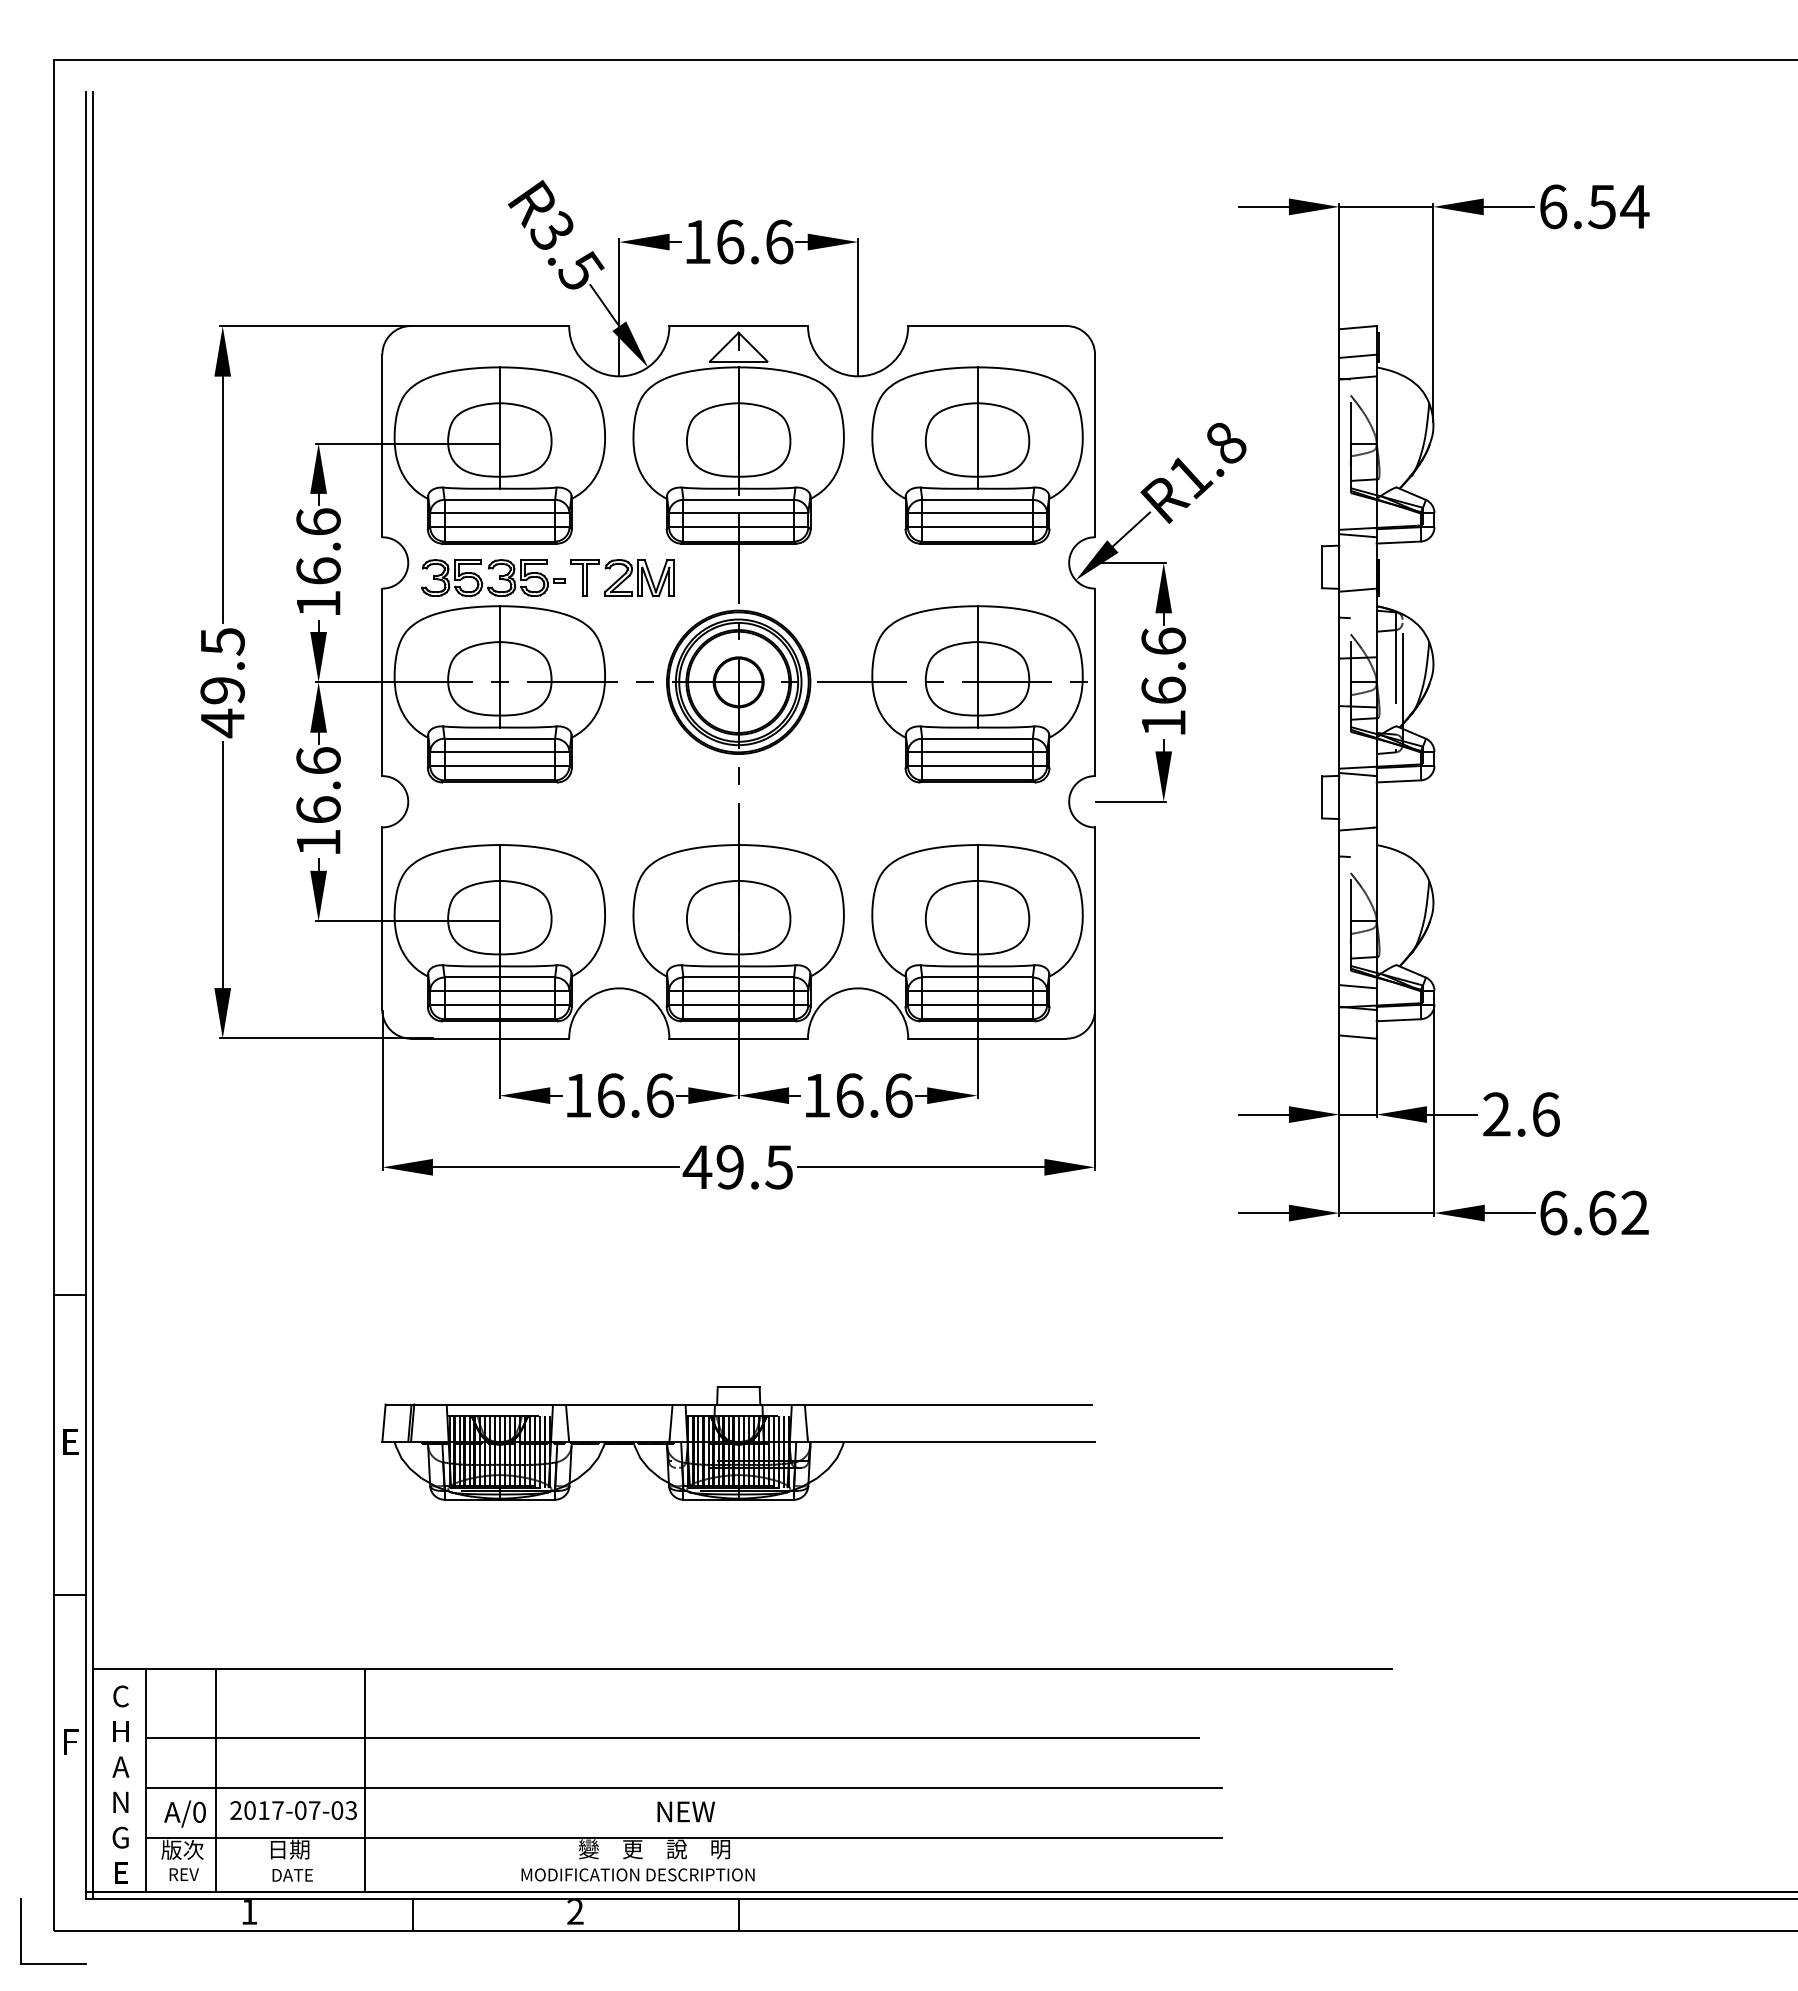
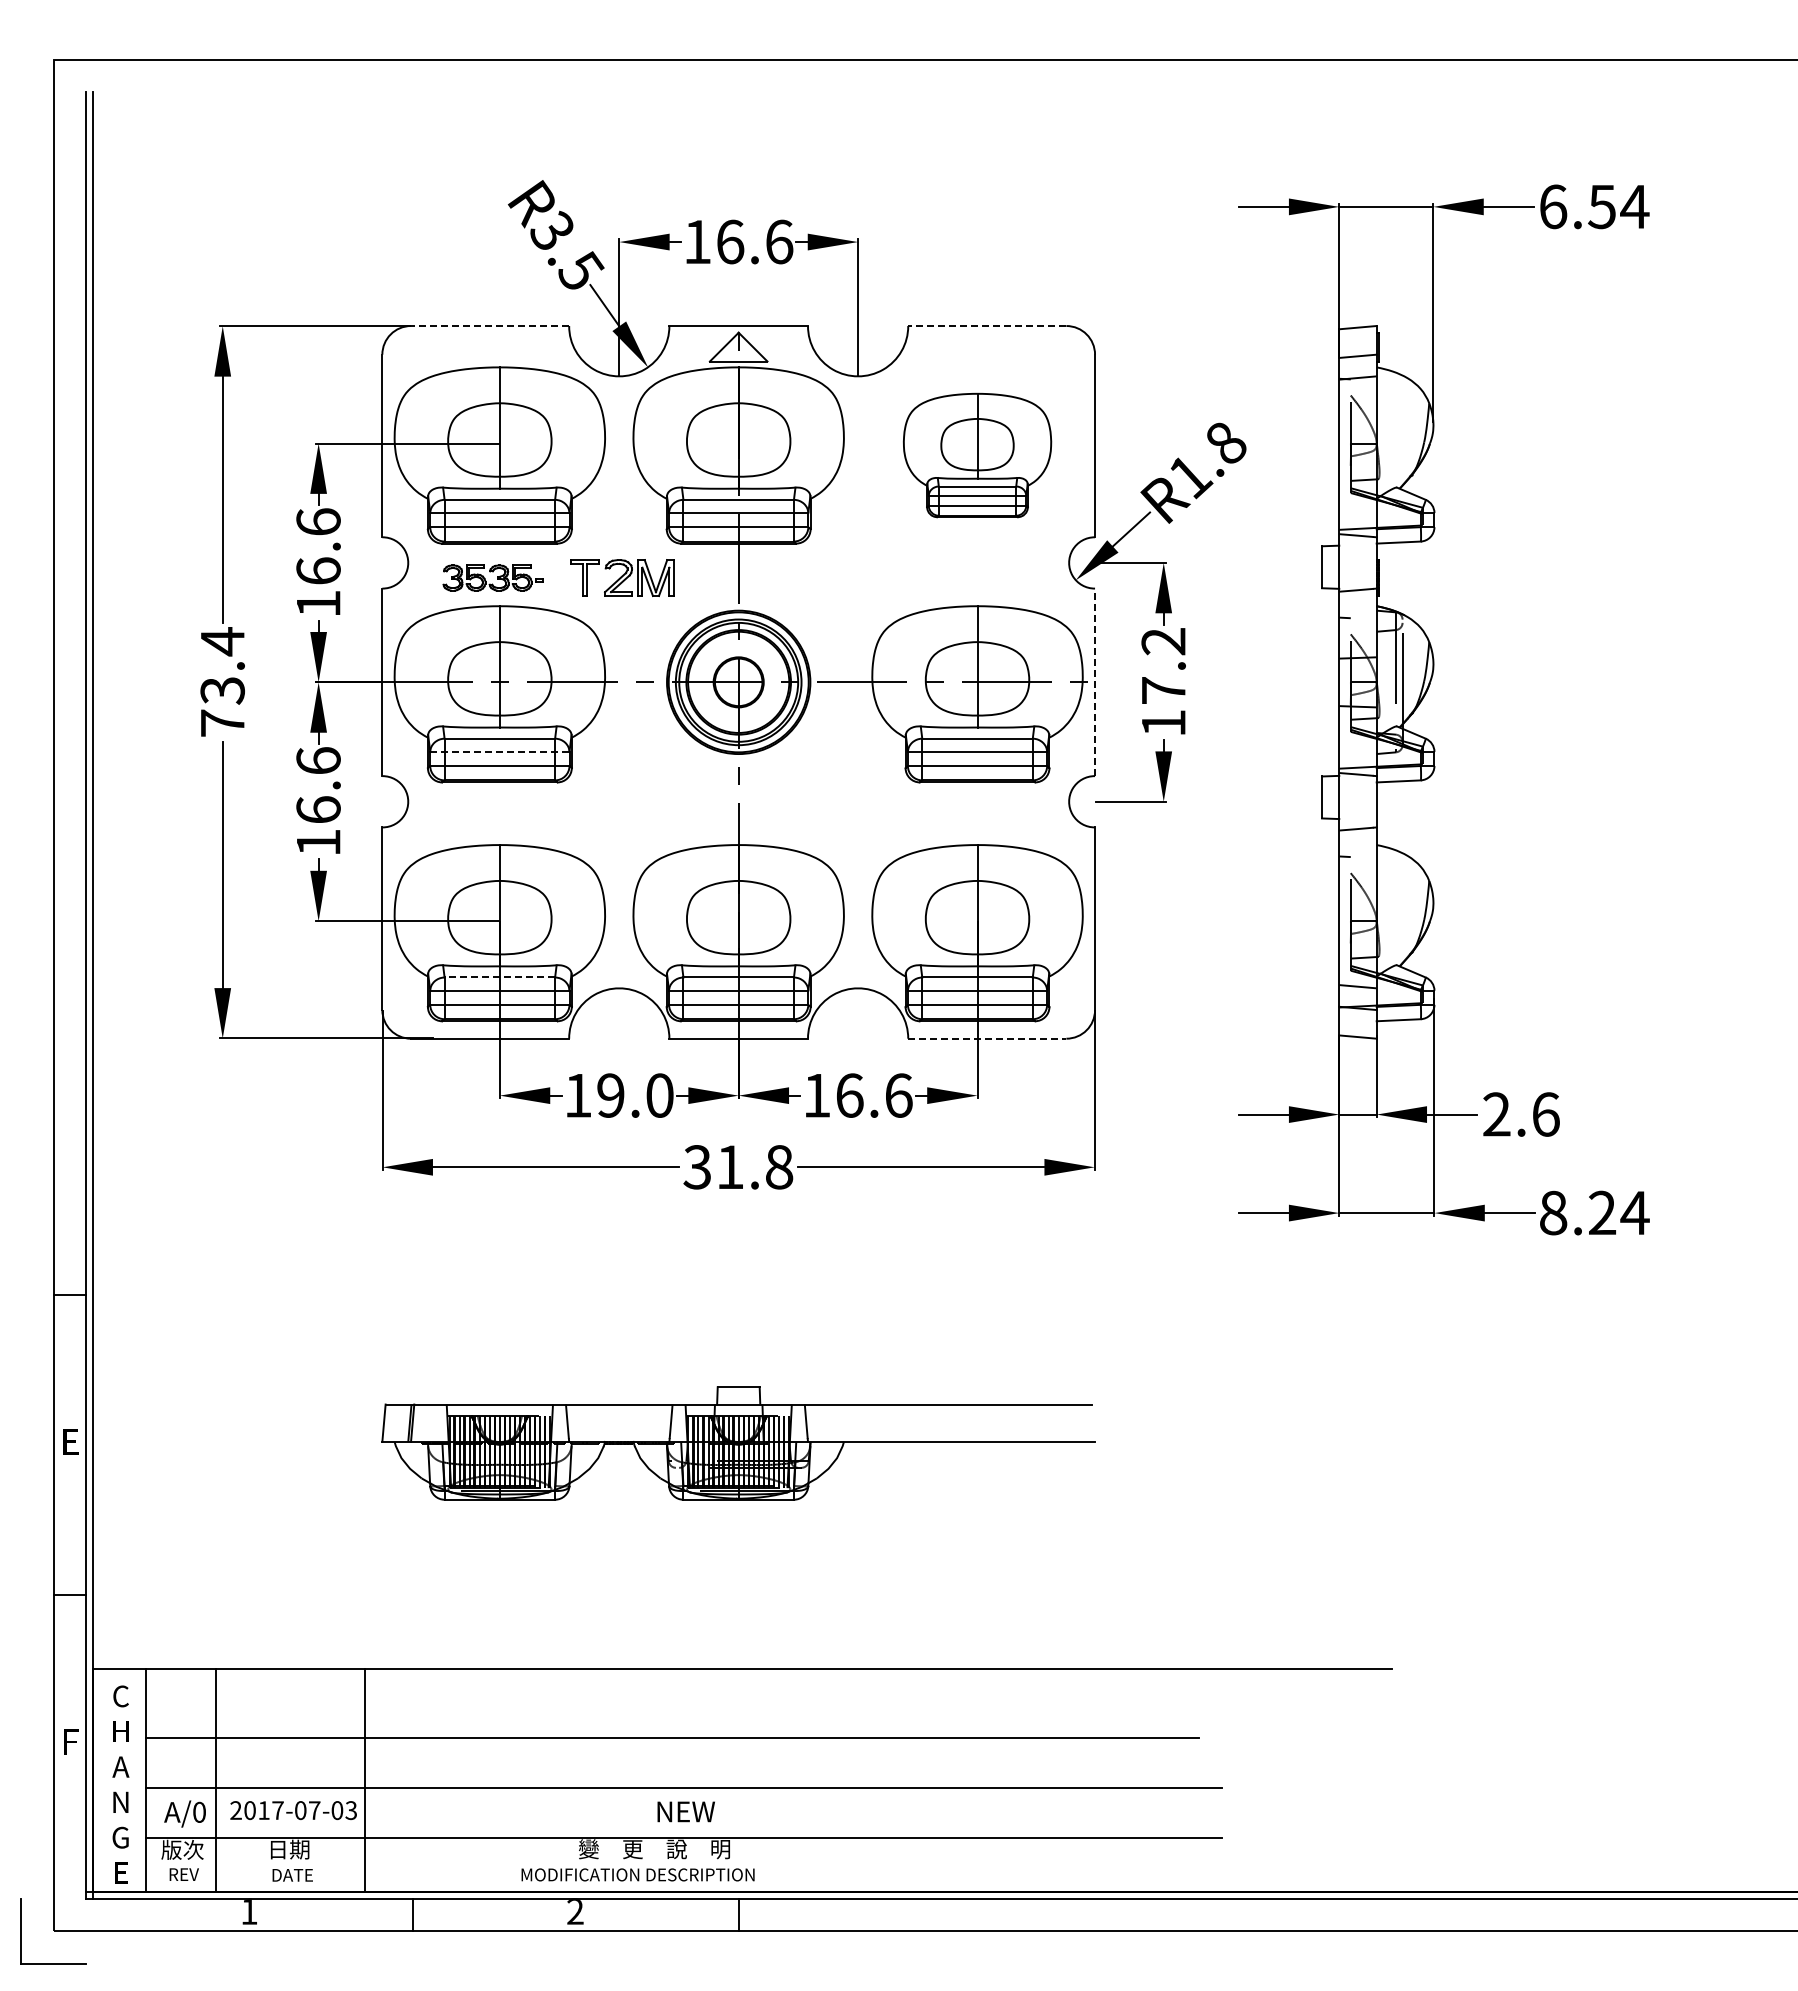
line: solid -> dashed (489, 326)
line: solid -> dashed (986, 326)
part size: 213x179 px -> 150x127 px (977, 455)
part size: 145x38 px -> 102x28 px (492, 577)
text: 16.6 -> 17.2 (1163, 665)
text: 49.5 -> 73.4 (222, 682)
line: solid -> dashed (1095, 682)
line: solid -> dashed (499, 751)
line: solid -> dashed (499, 977)
line: solid -> dashed (987, 1038)
text: 16.6 -> 19.0 (635, 1095)
text: 49.5 -> 31.8 (737, 1167)
text: 6.62 -> 8.24 (1594, 1212)
